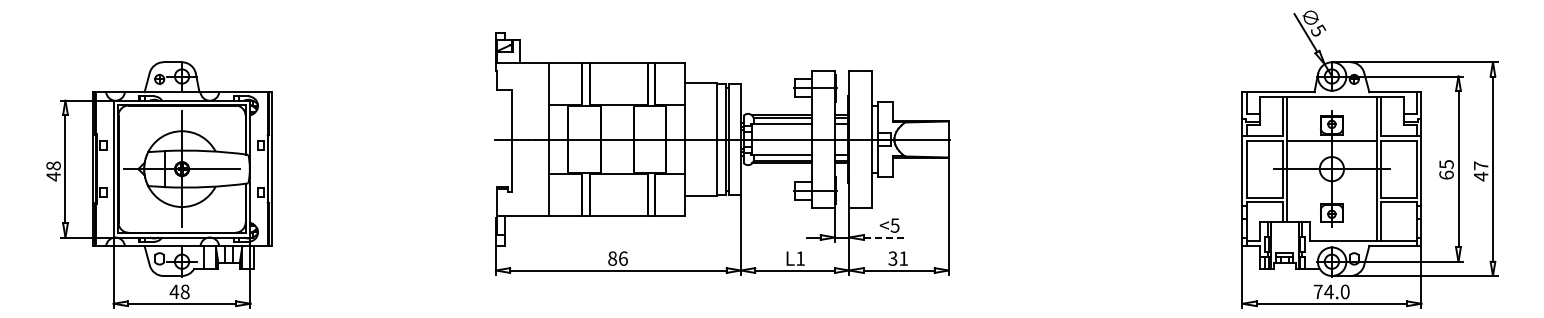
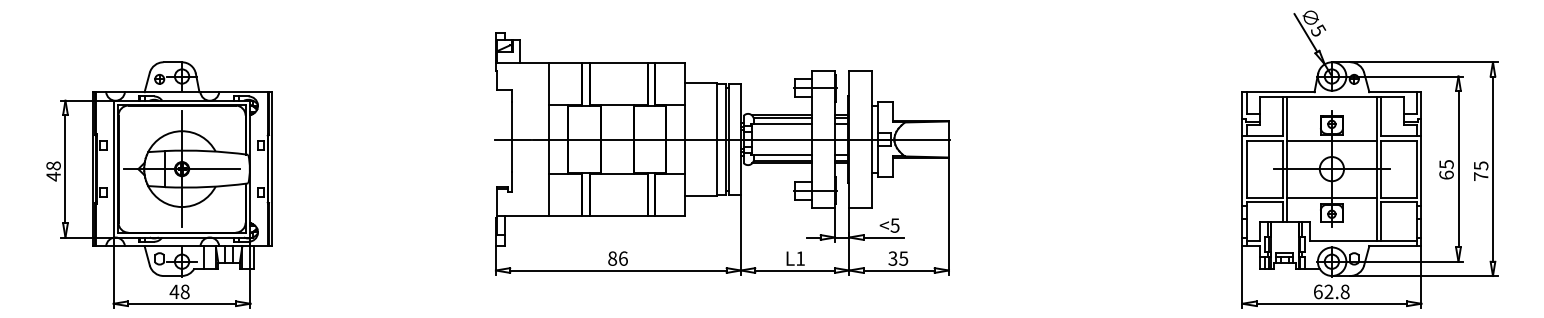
text: 47 -> 75 (1481, 171)
line: none -> present (1331, 197)
line: dashed -> solid (884, 237)
text: 31 -> 35 (903, 258)
text: 74.0 -> 62.8 (1331, 291)
